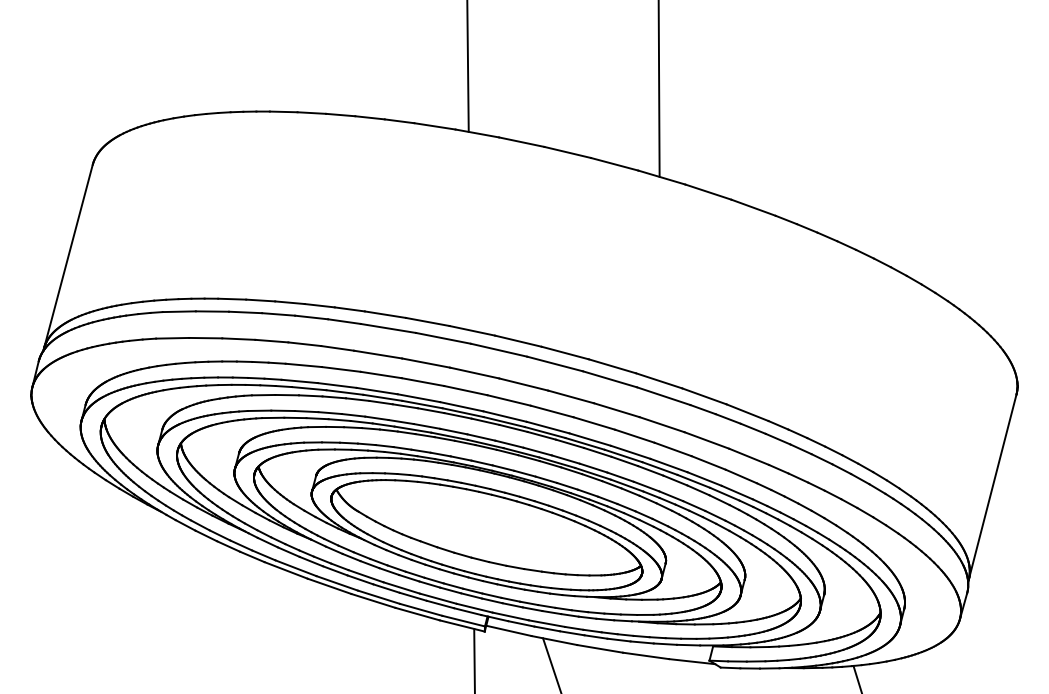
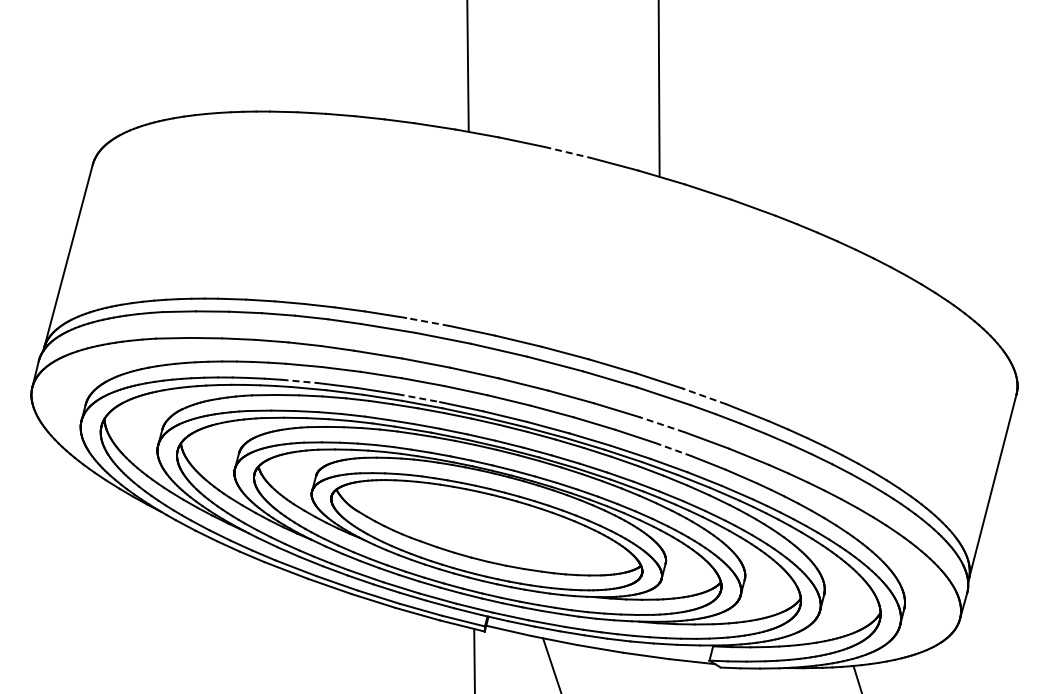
line: solid -> dashed (567, 152)
line: solid -> dashed (427, 321)
line: solid -> dashed (300, 381)
line: solid -> dashed (704, 396)
line: solid -> dashed (418, 398)
line: solid -> dashed (662, 424)
line: solid -> dashed (673, 449)
